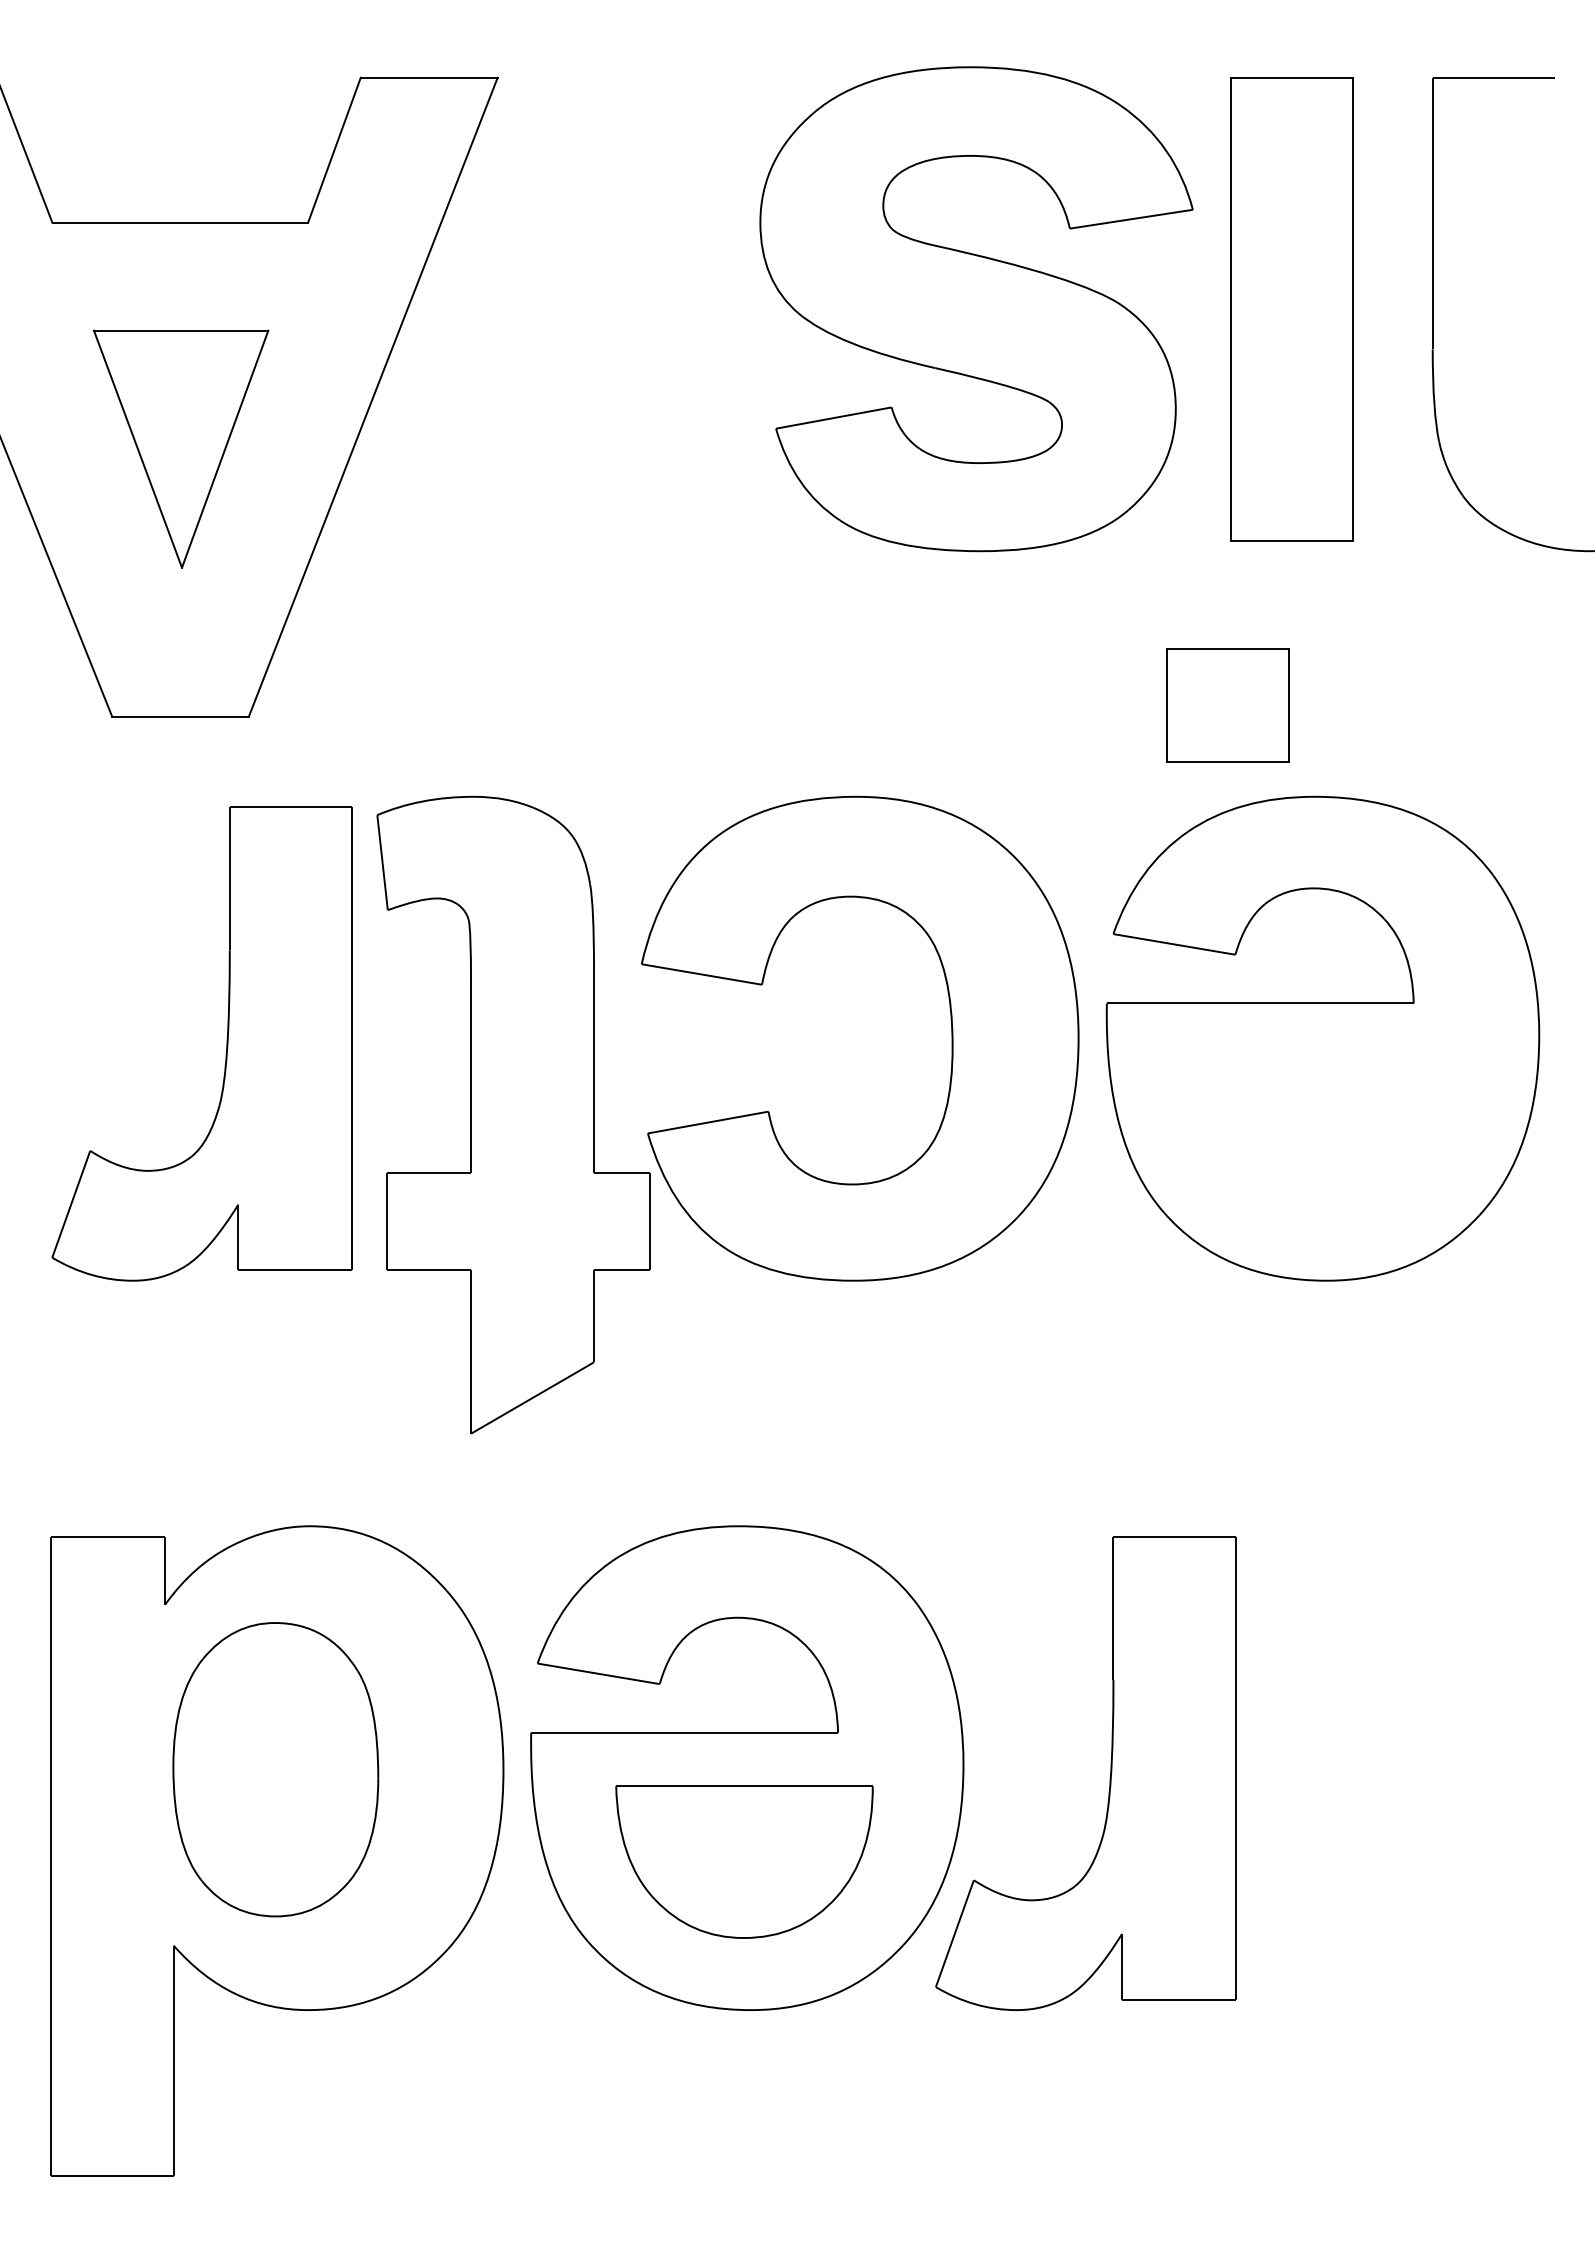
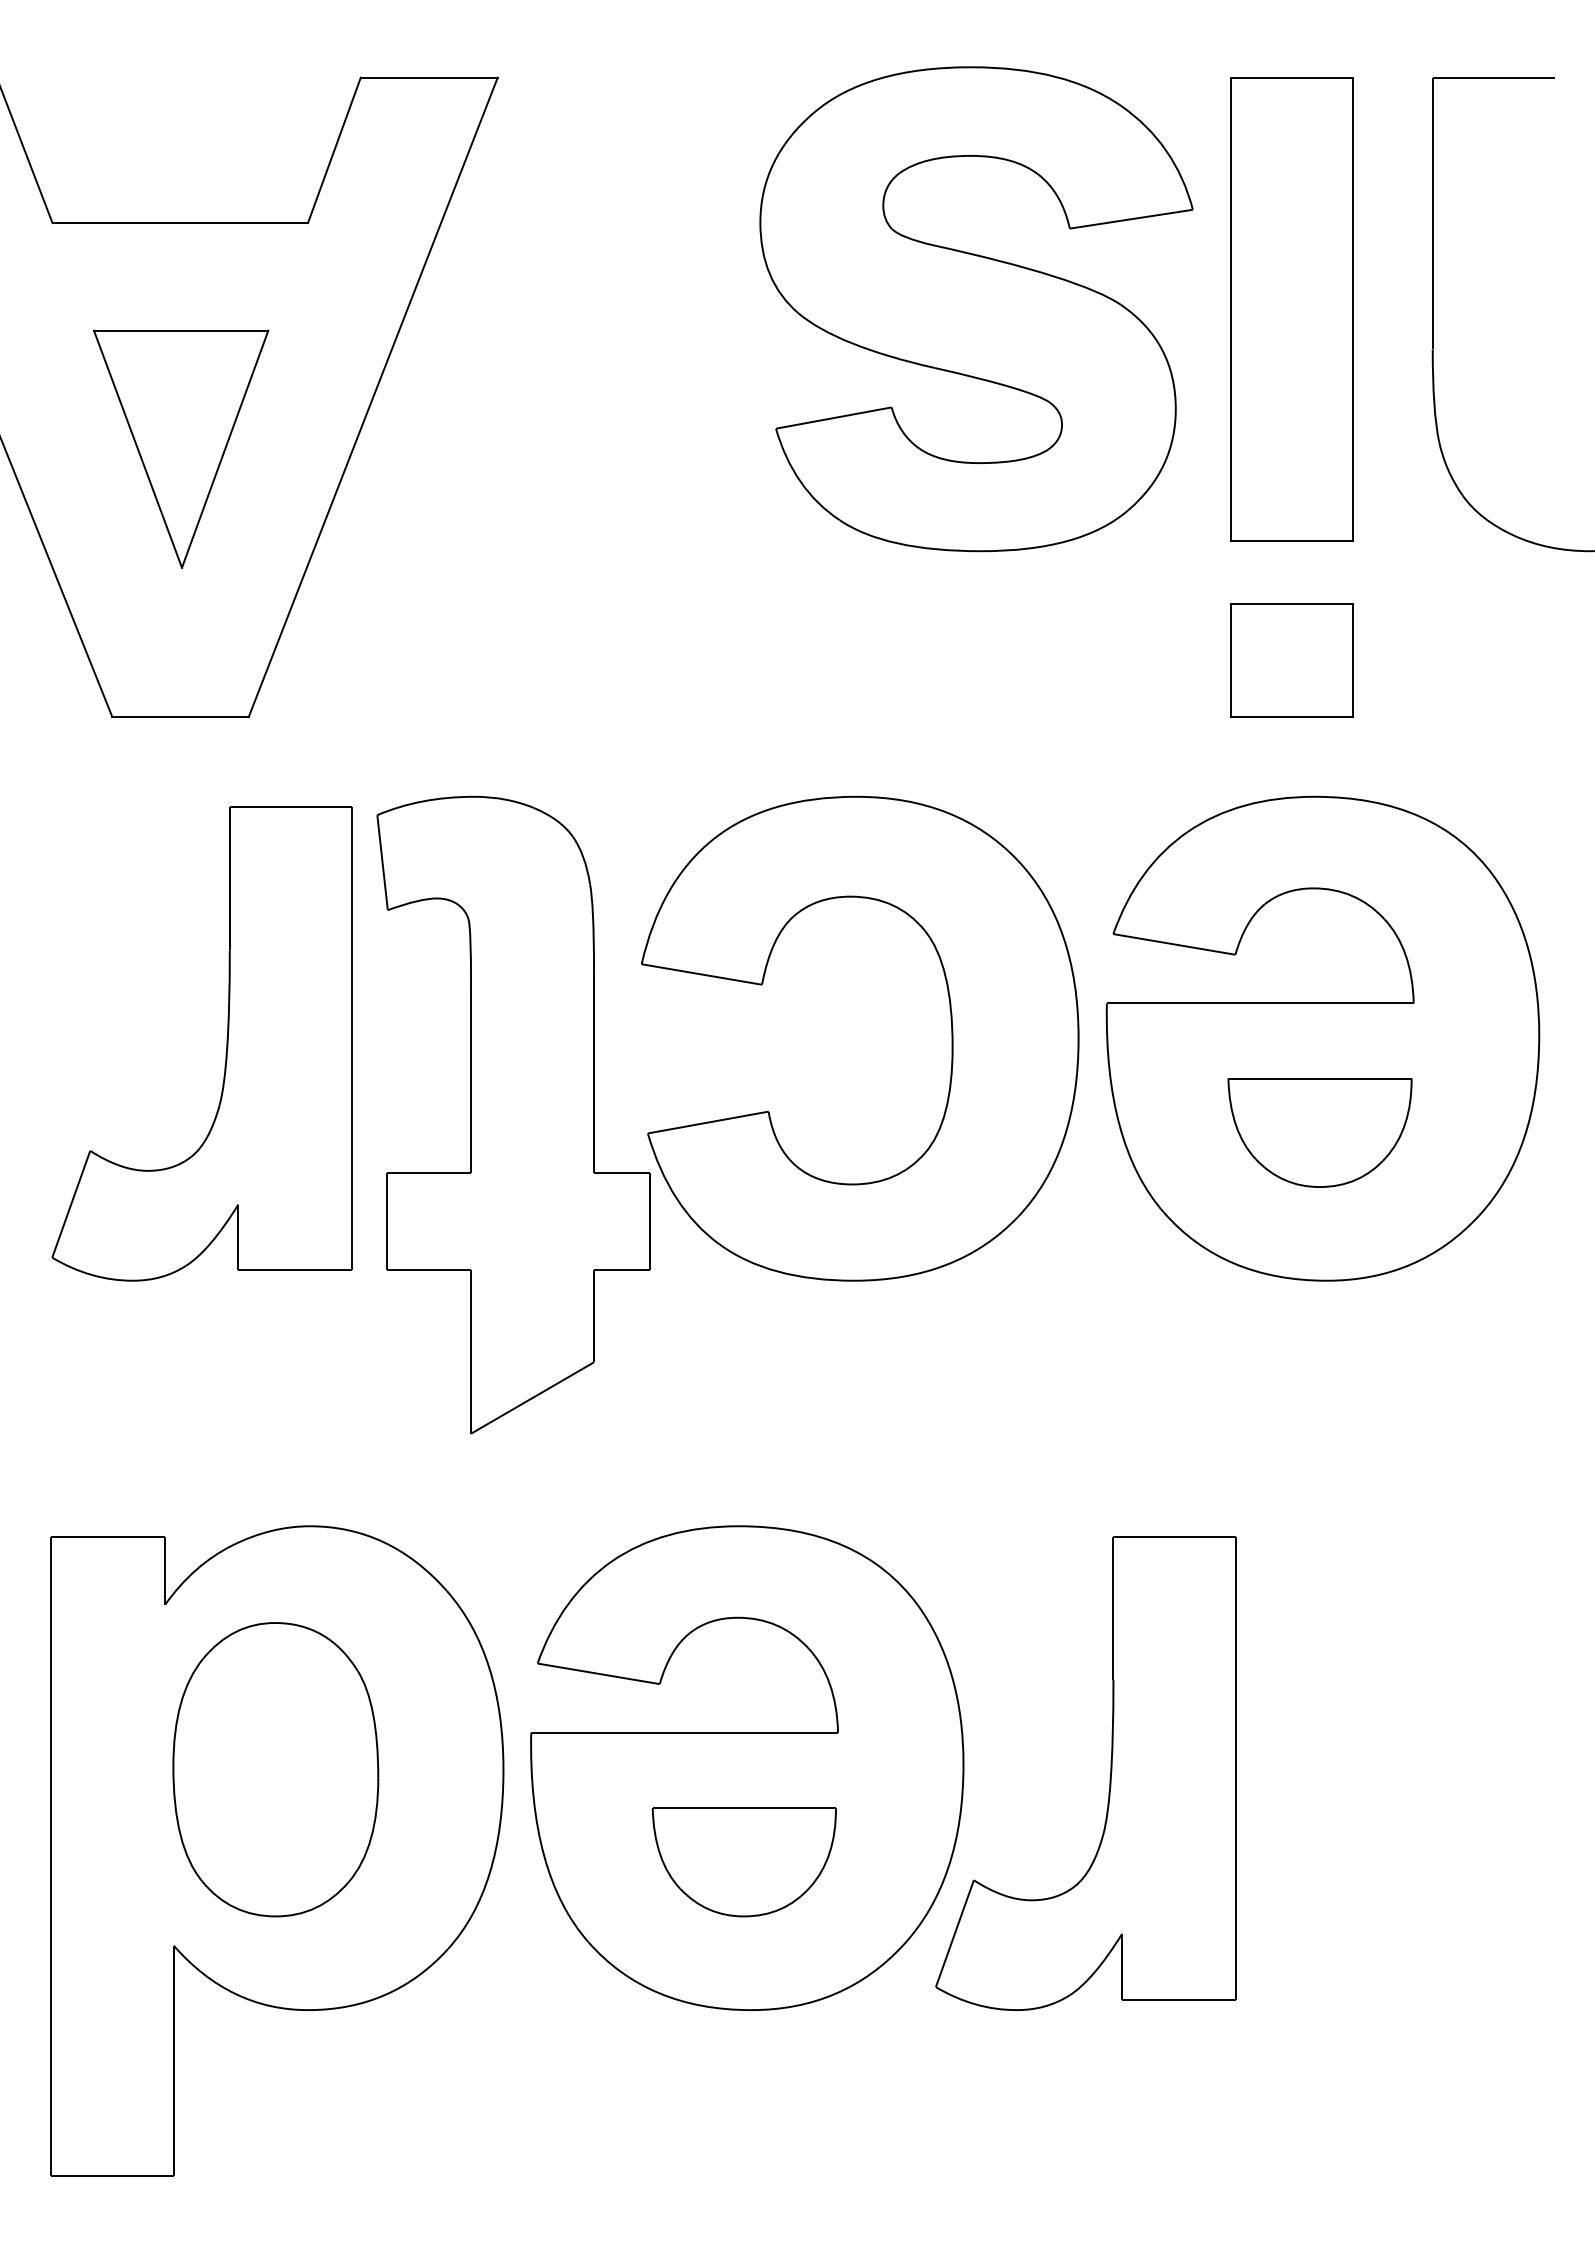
part position: (1227, 705) -> (1291, 660) (1291, 660)
part: none -> present (1319, 1132)
part size: 259x154 px -> 186x111 px (743, 1862)
